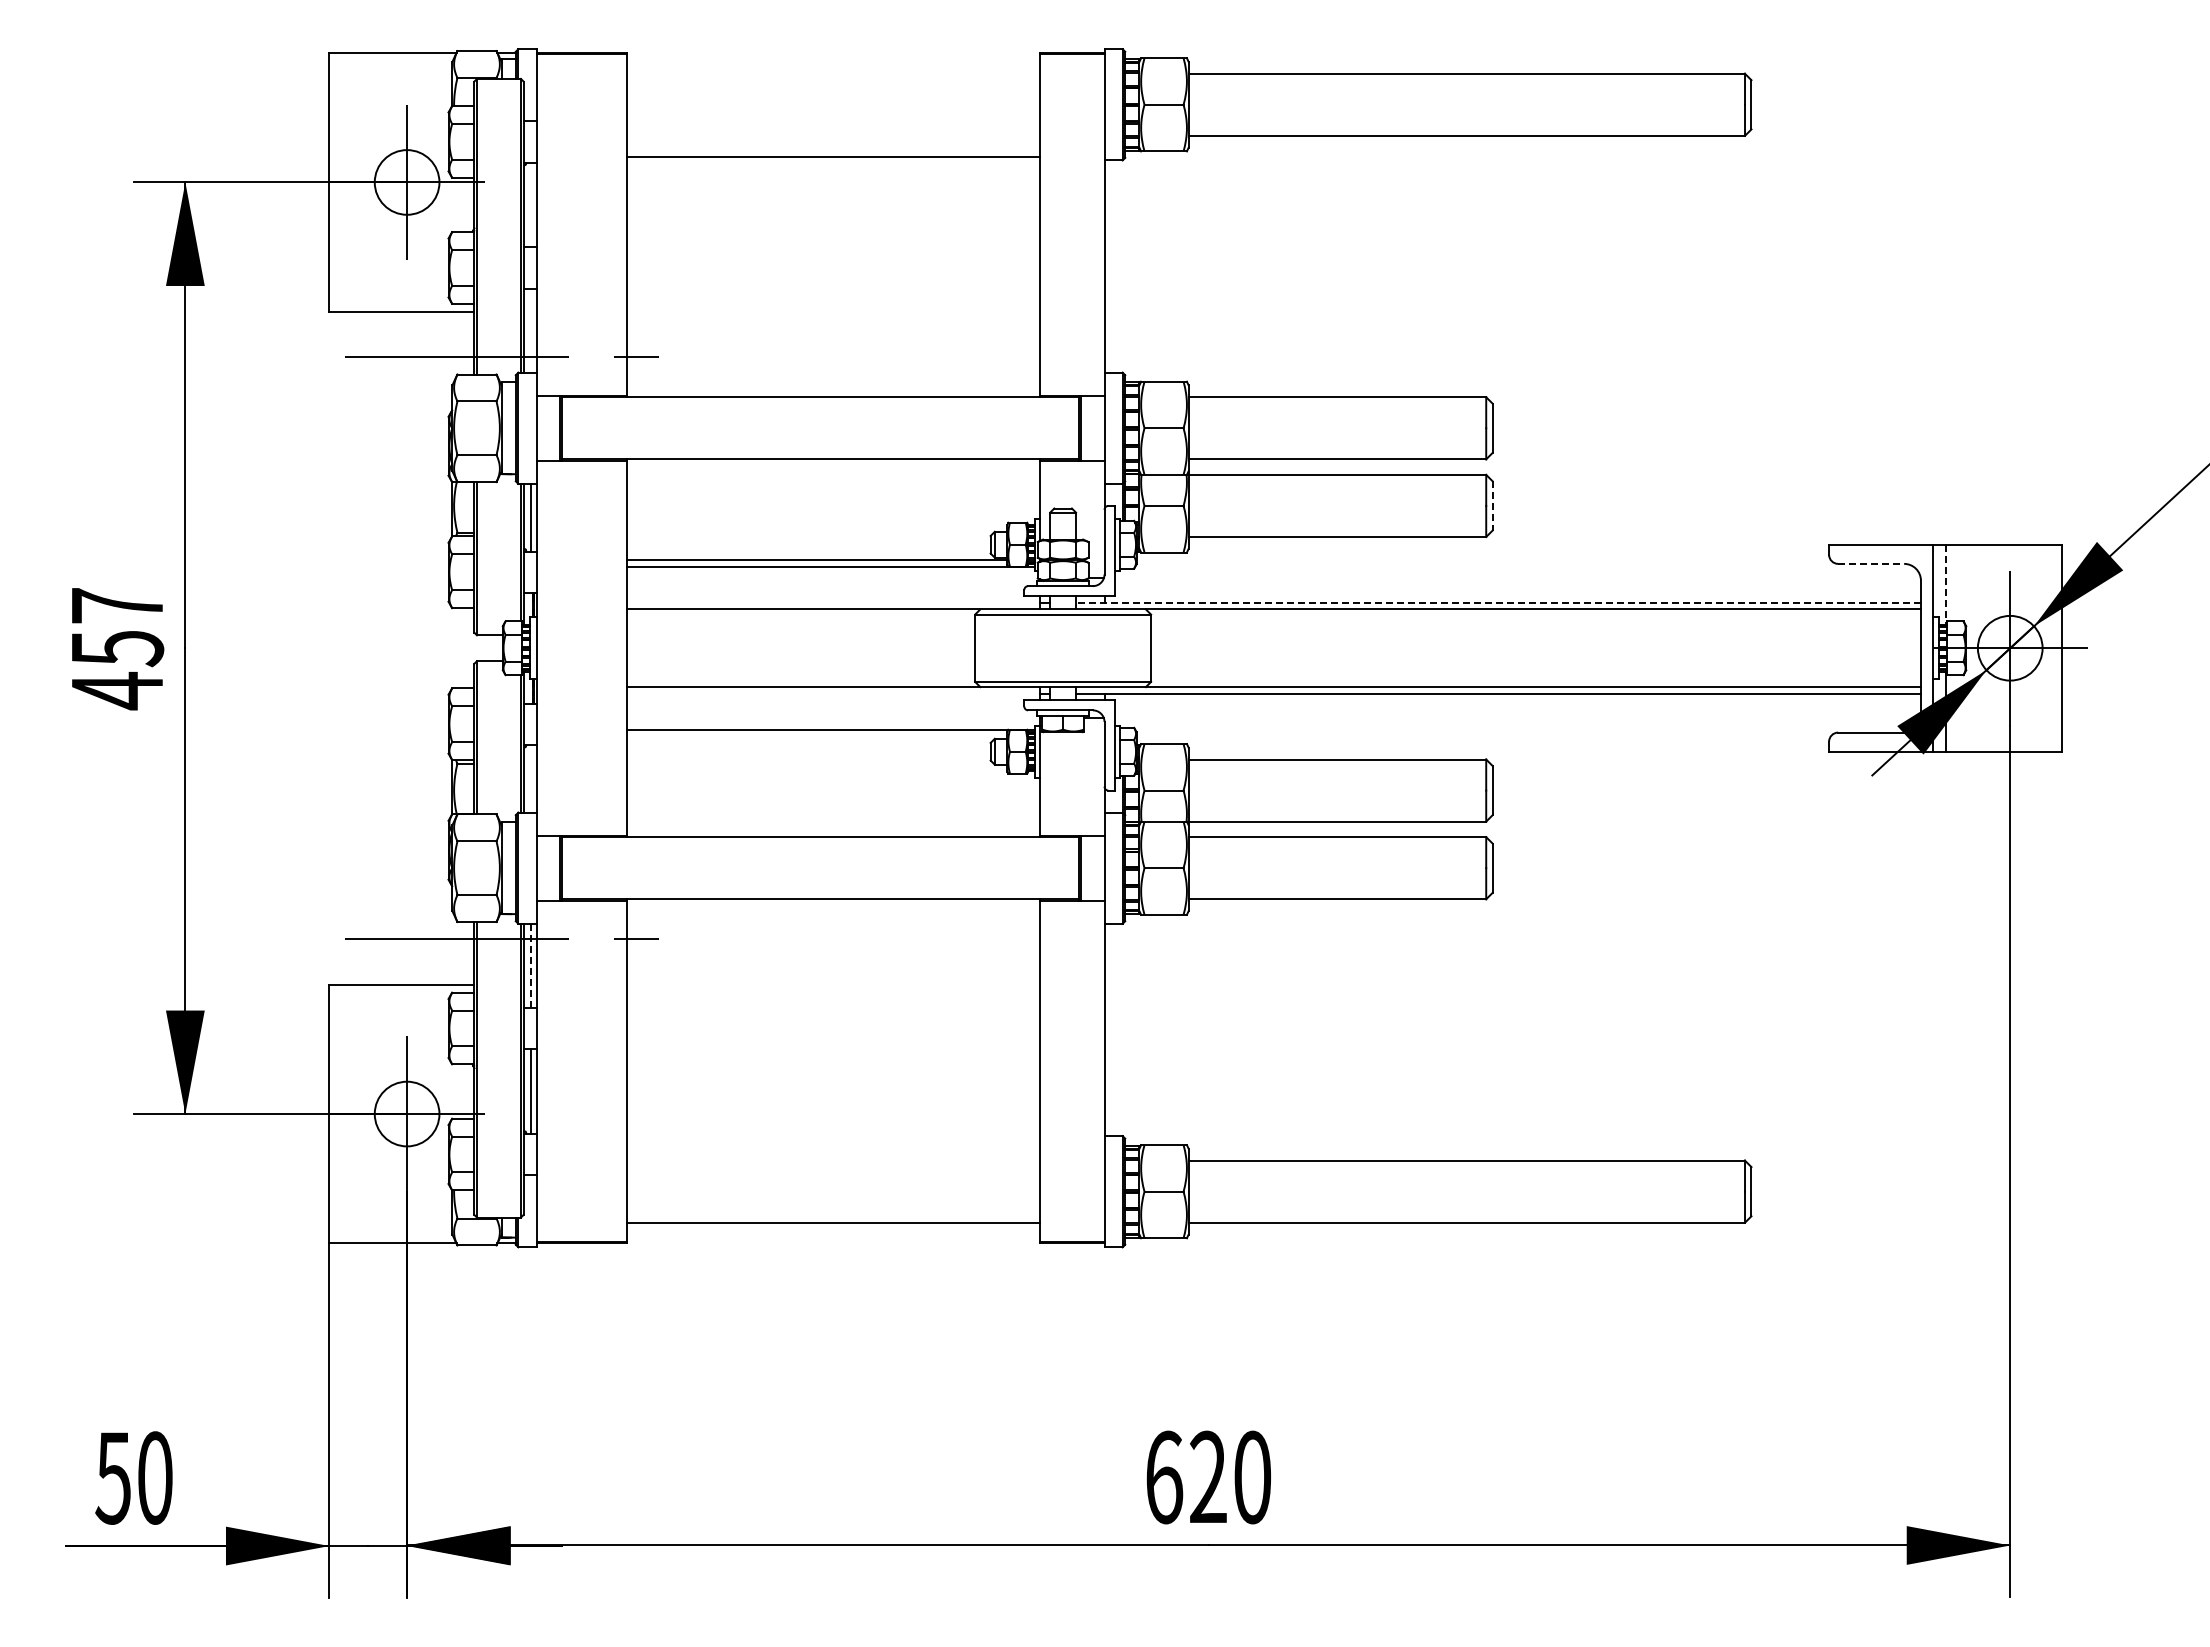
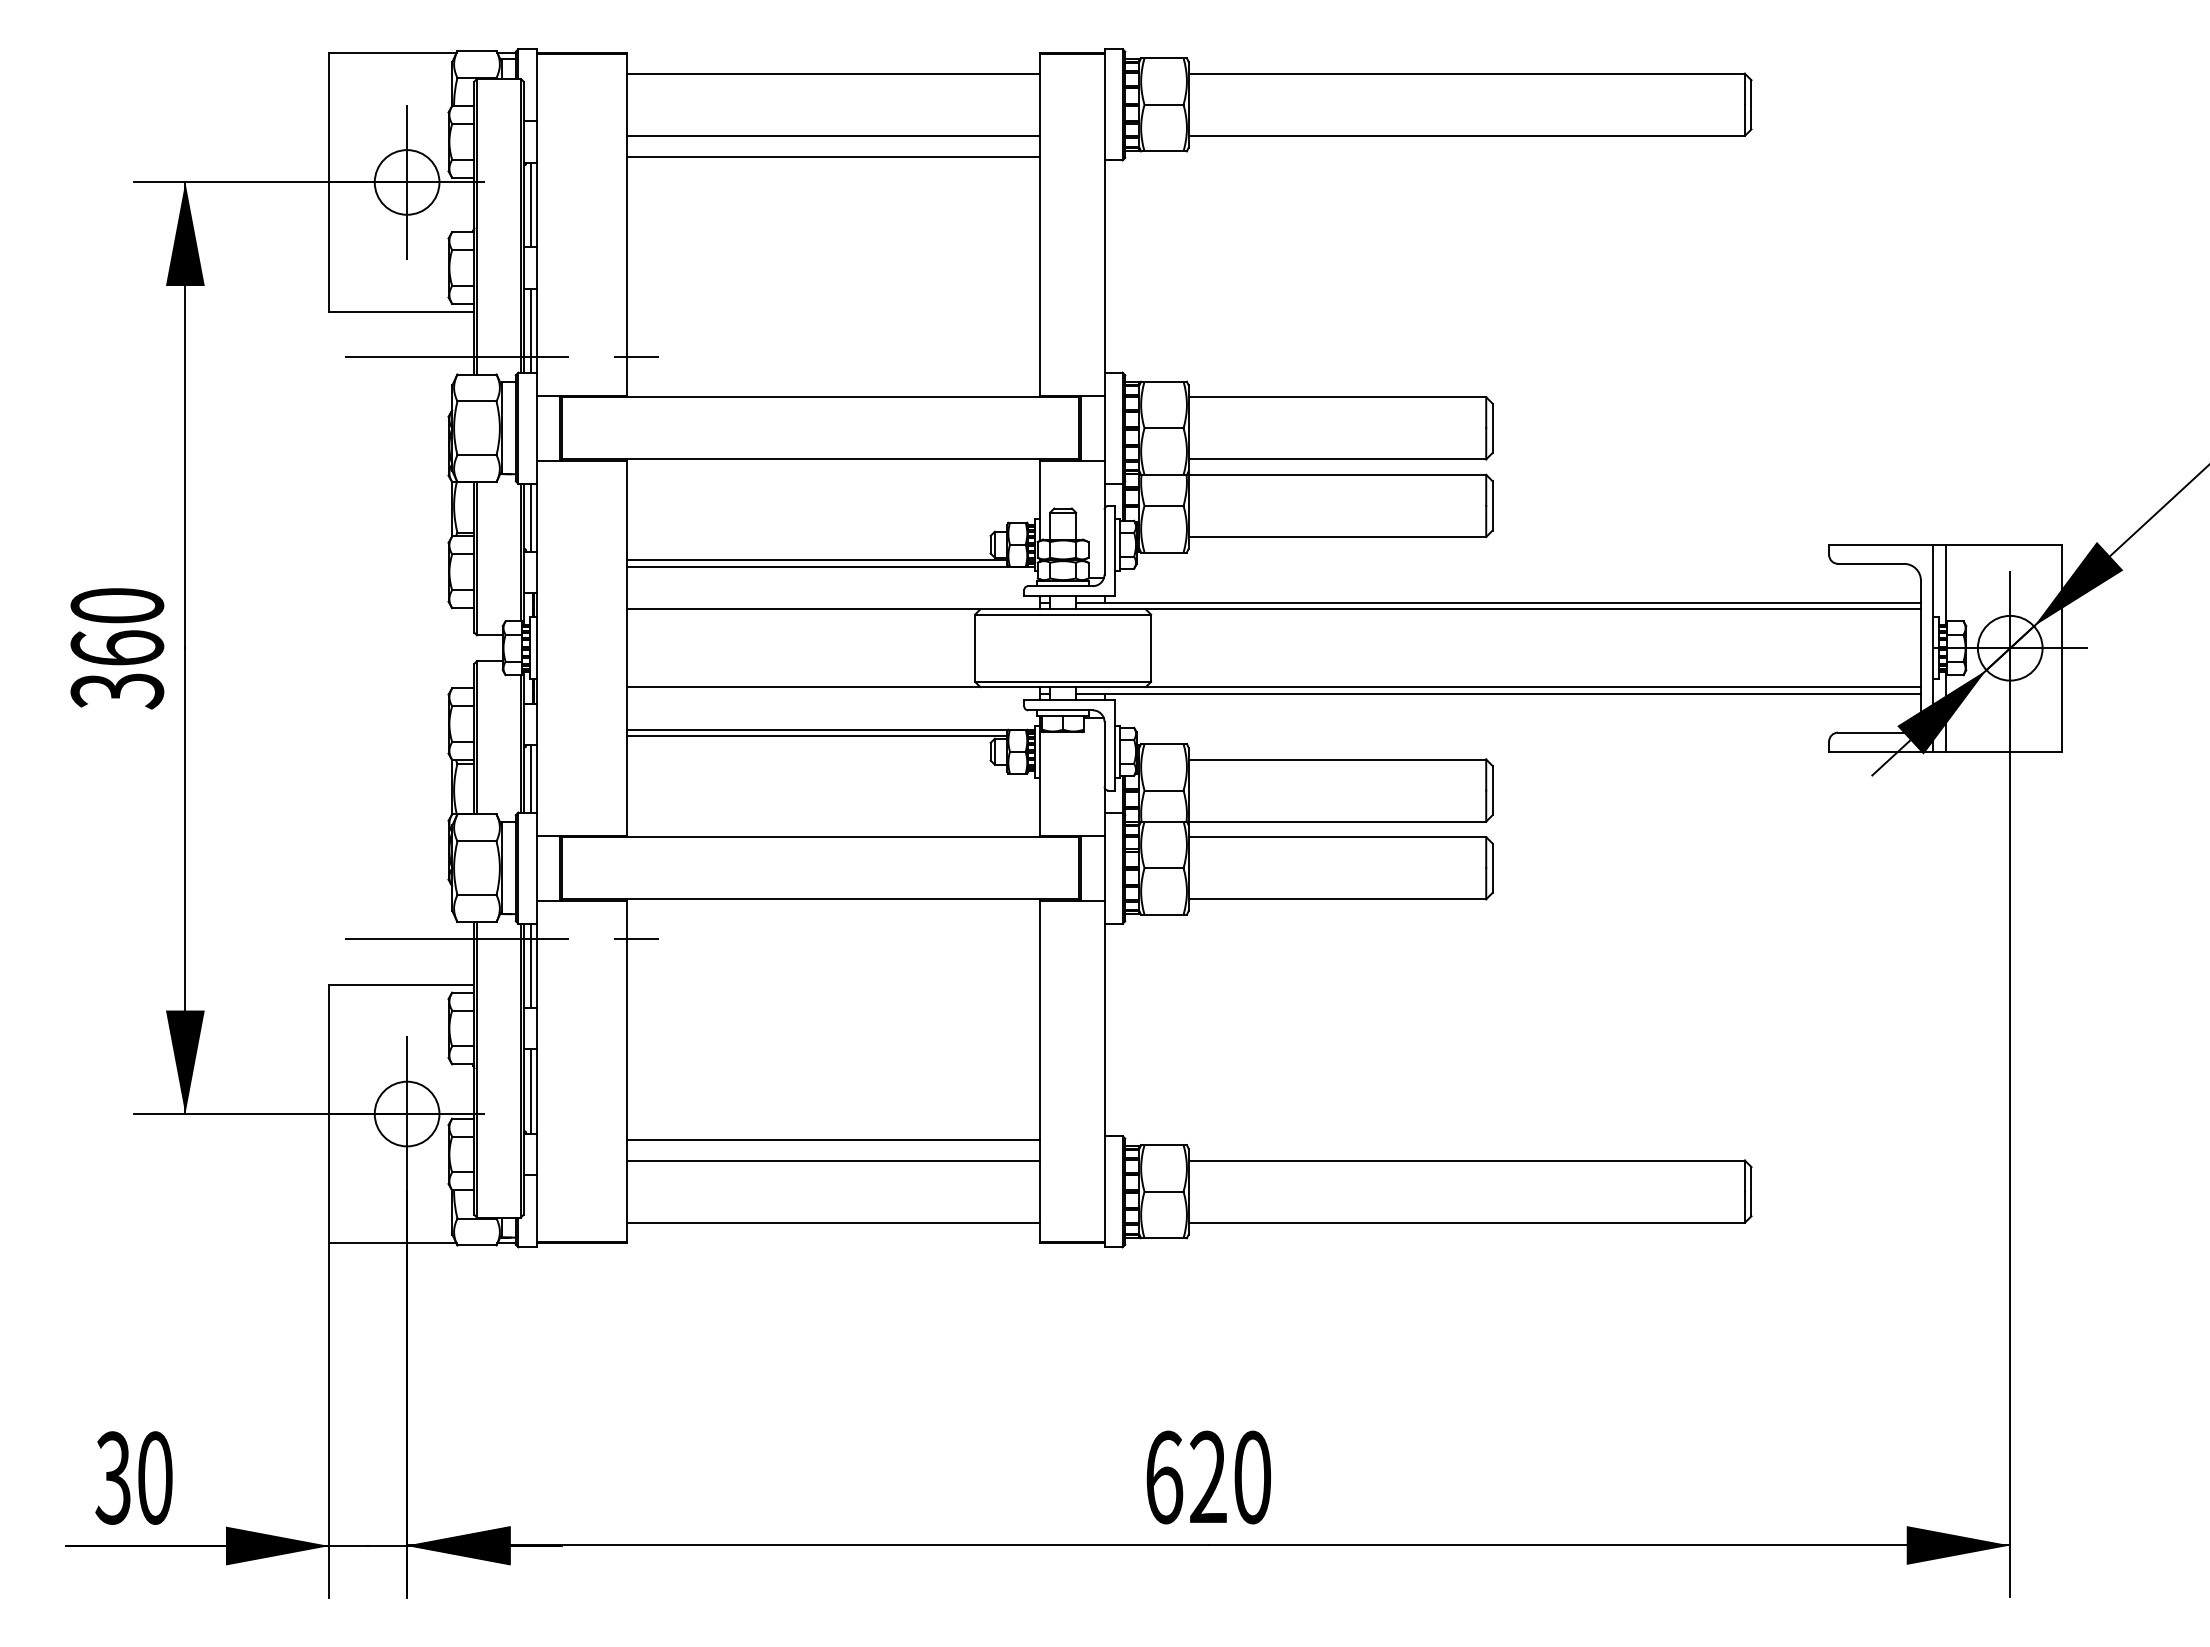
line: none -> present (833, 73)
line: none -> present (833, 135)
line: none -> present (531, 204)
line: none -> present (531, 330)
line: dashed -> solid (1492, 505)
line: dashed -> solid (1871, 563)
line: dashed -> solid (1945, 584)
line: dashed -> solid (1498, 602)
text: 457 -> 360 (117, 649)
line: none -> present (817, 736)
line: none -> present (531, 778)
line: dashed -> solid (531, 965)
line: none -> present (833, 1139)
line: none -> present (833, 1160)
text: 50 -> 30 (112, 1477)
